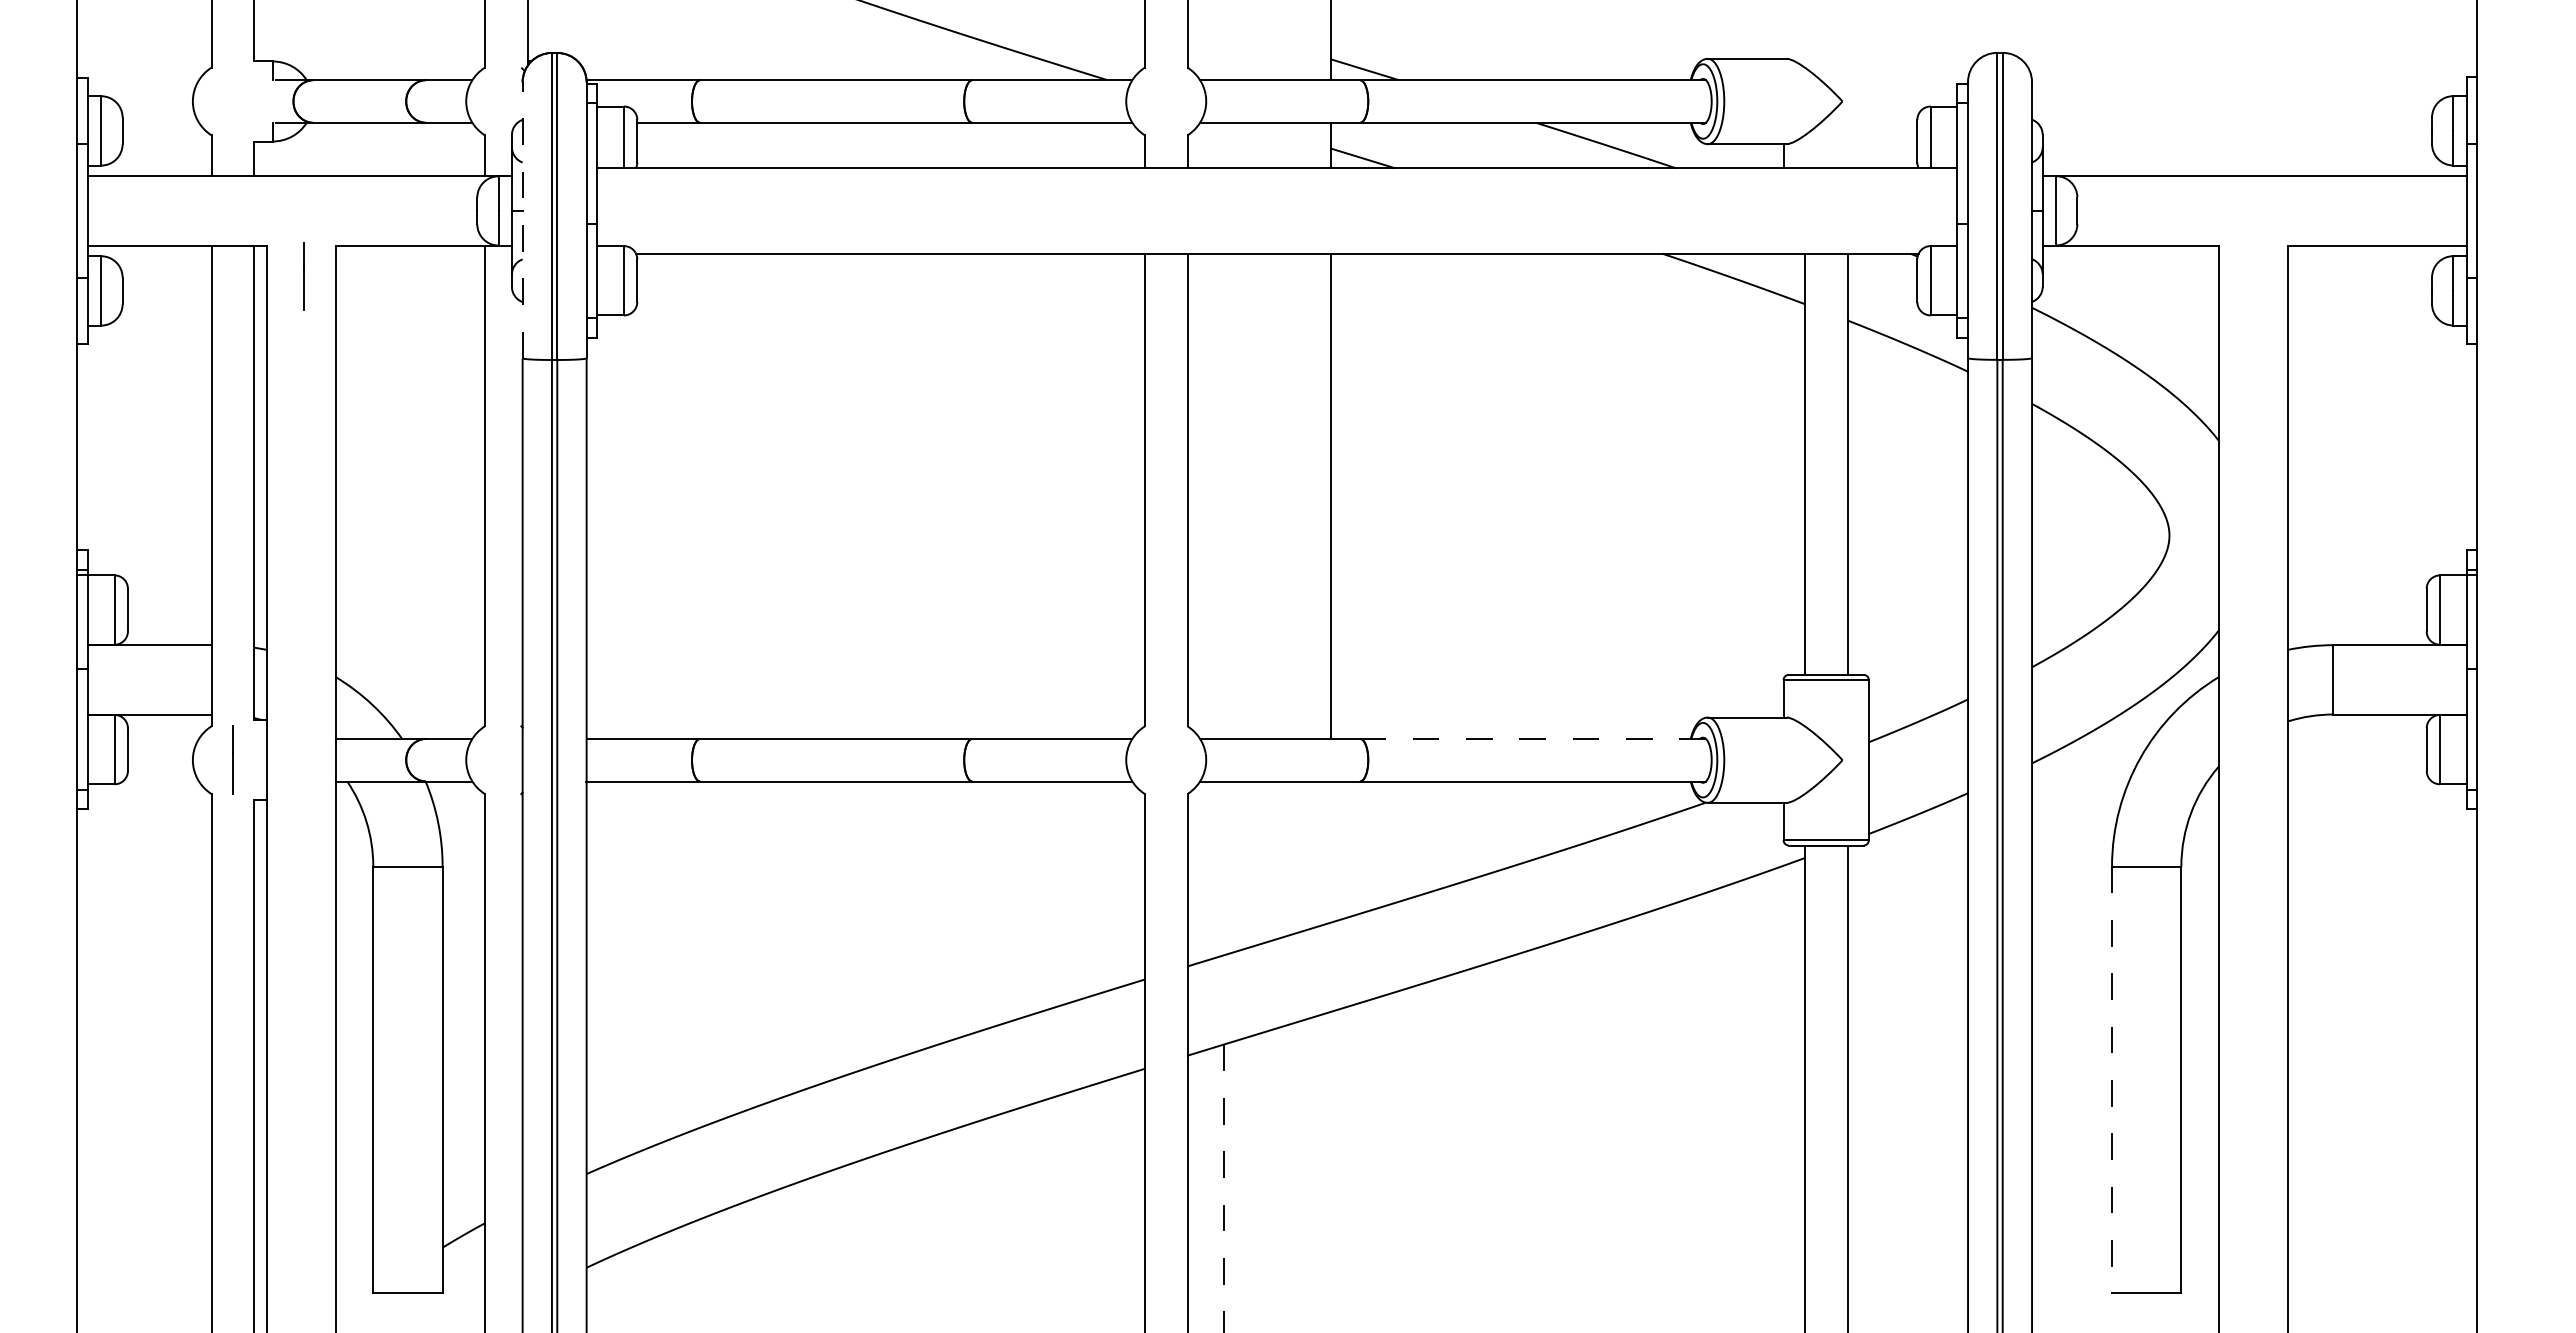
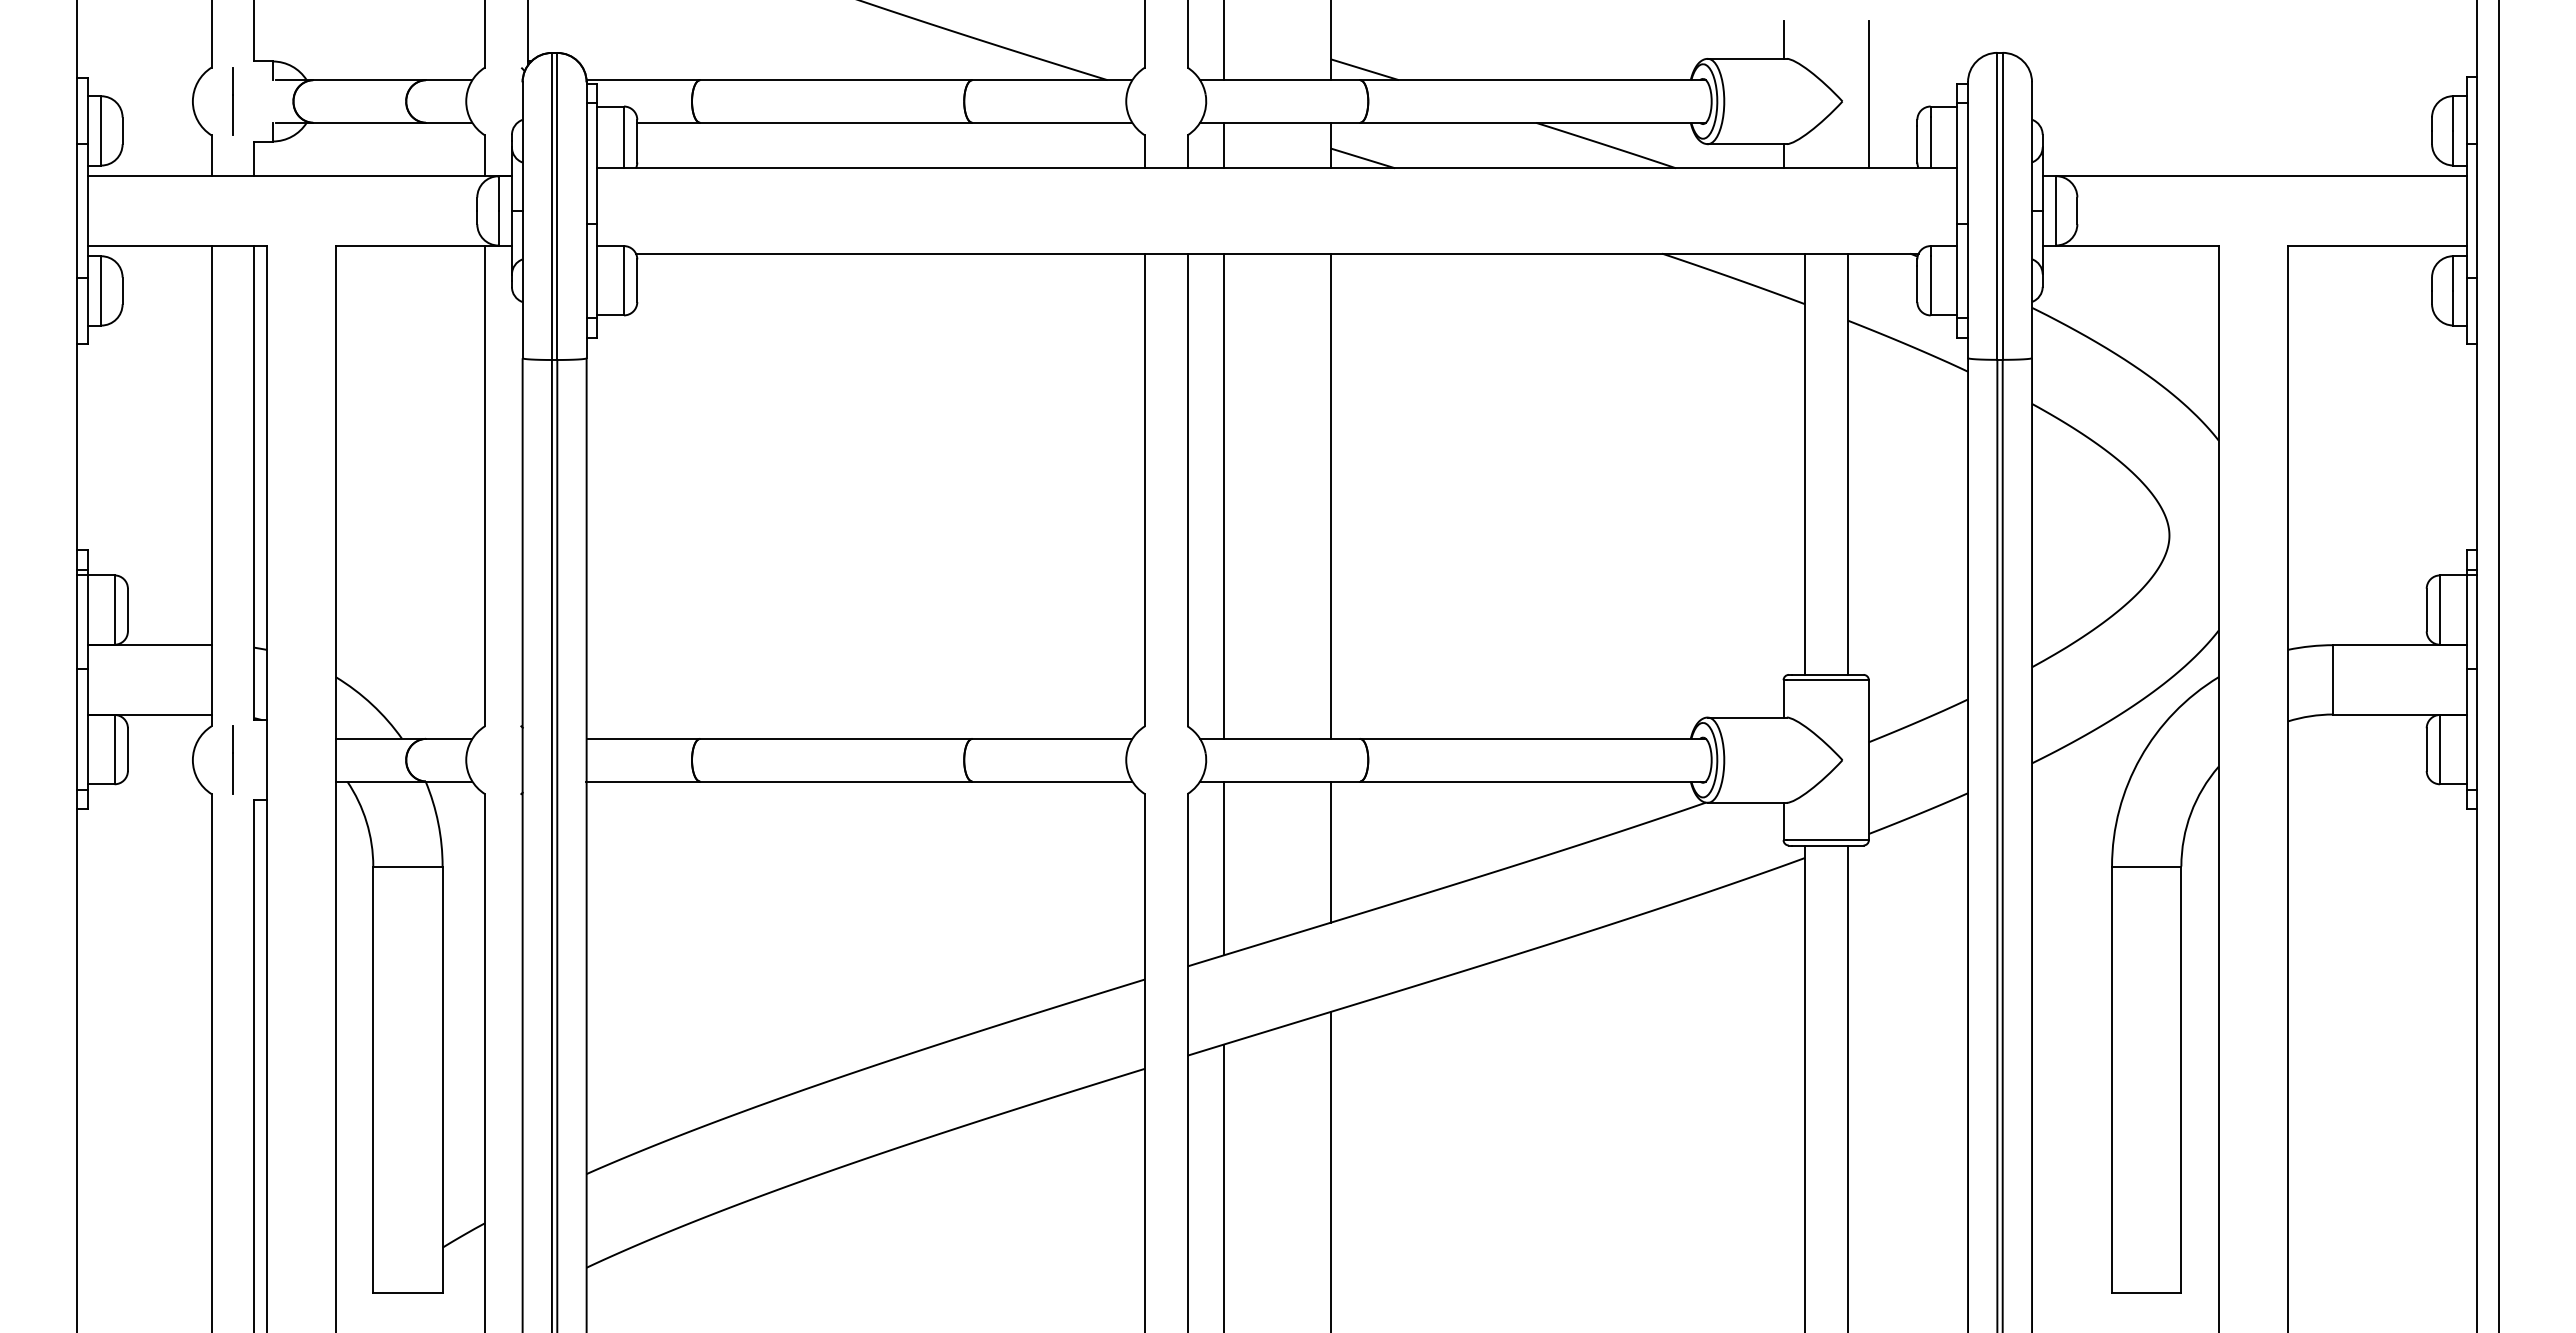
line: none -> present (1783, 39)
line: none -> present (1223, 41)
line: none -> present (1868, 94)
line: none -> present (1223, 145)
line: dashed -> solid (522, 220)
line position: (303, 276) -> (232, 101) (232, 101)
line: none -> present (1223, 495)
line: none -> present (2498, 665)
line: dashed -> solid (1533, 738)
line: none -> present (1330, 851)
line: none -> present (1223, 868)
line: dashed -> solid (2112, 1080)
line: none -> present (1330, 1170)
line: dashed -> solid (1223, 1189)
